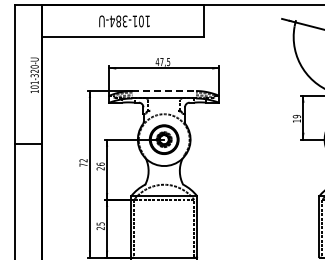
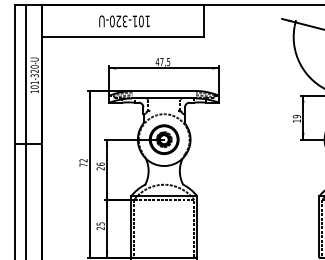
text: 101-384-U -> 101-320-U (115, 21)
line: dashed -> solid (164, 91)
line: none -> present (26, 130)
